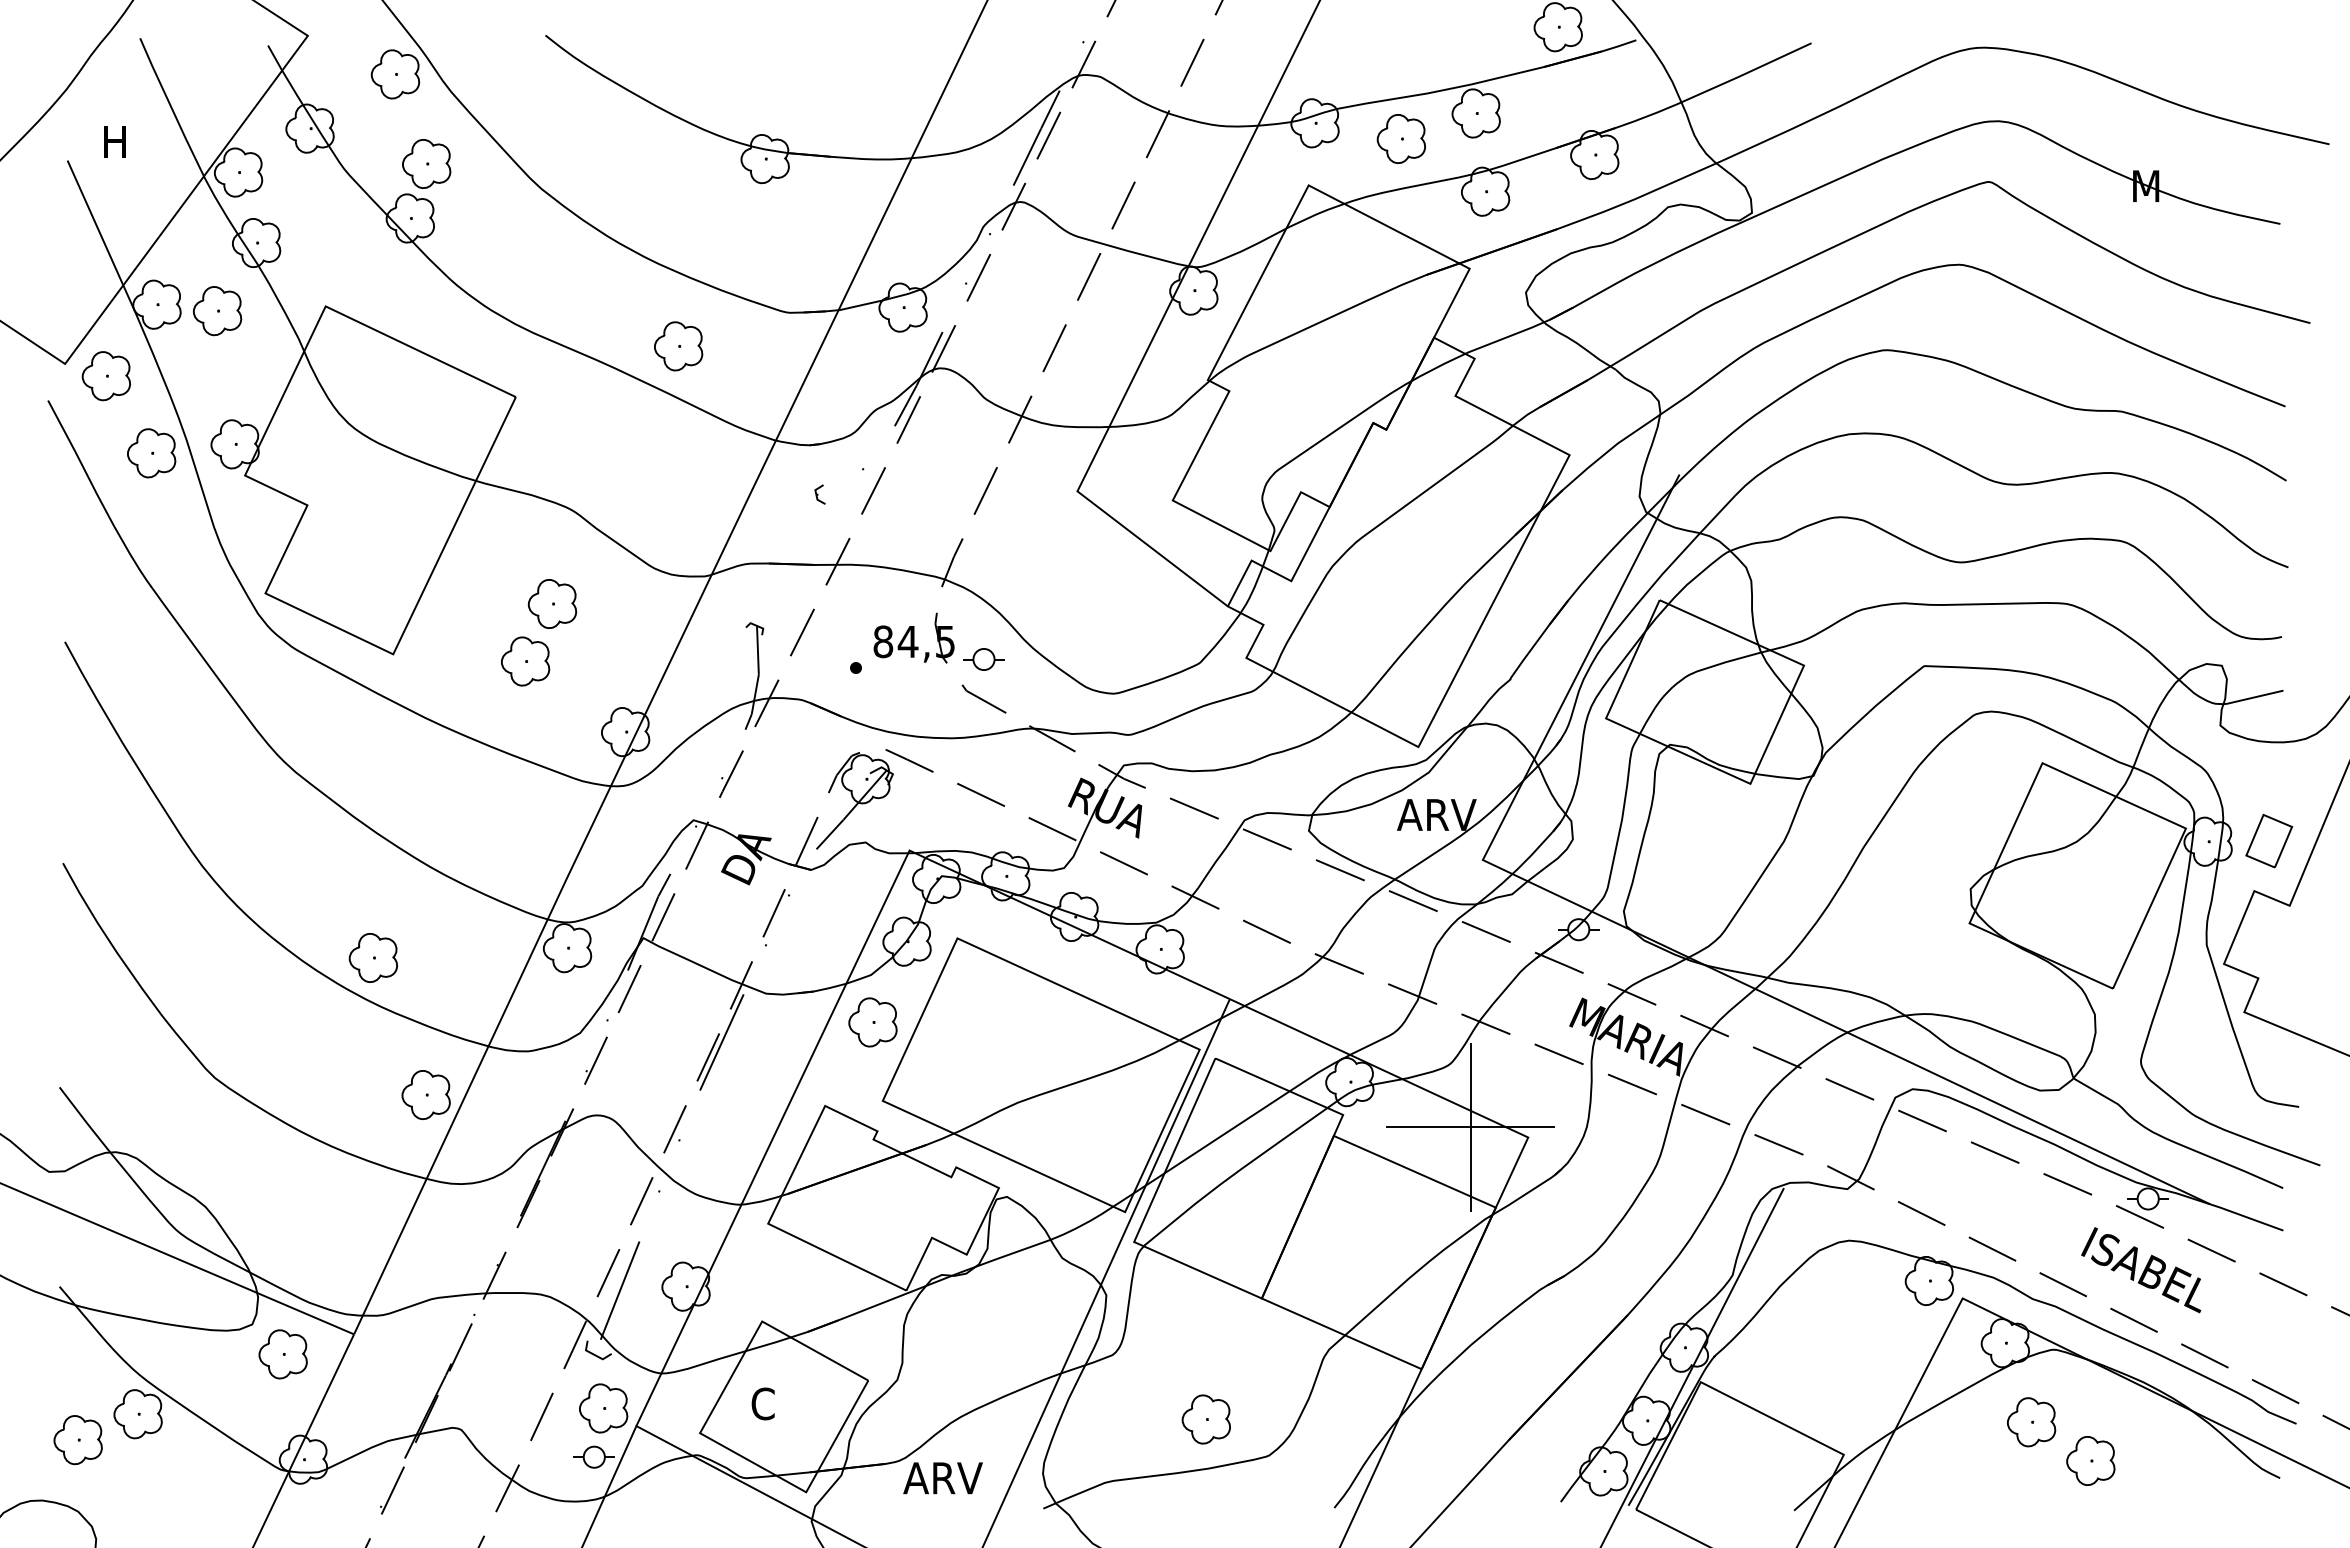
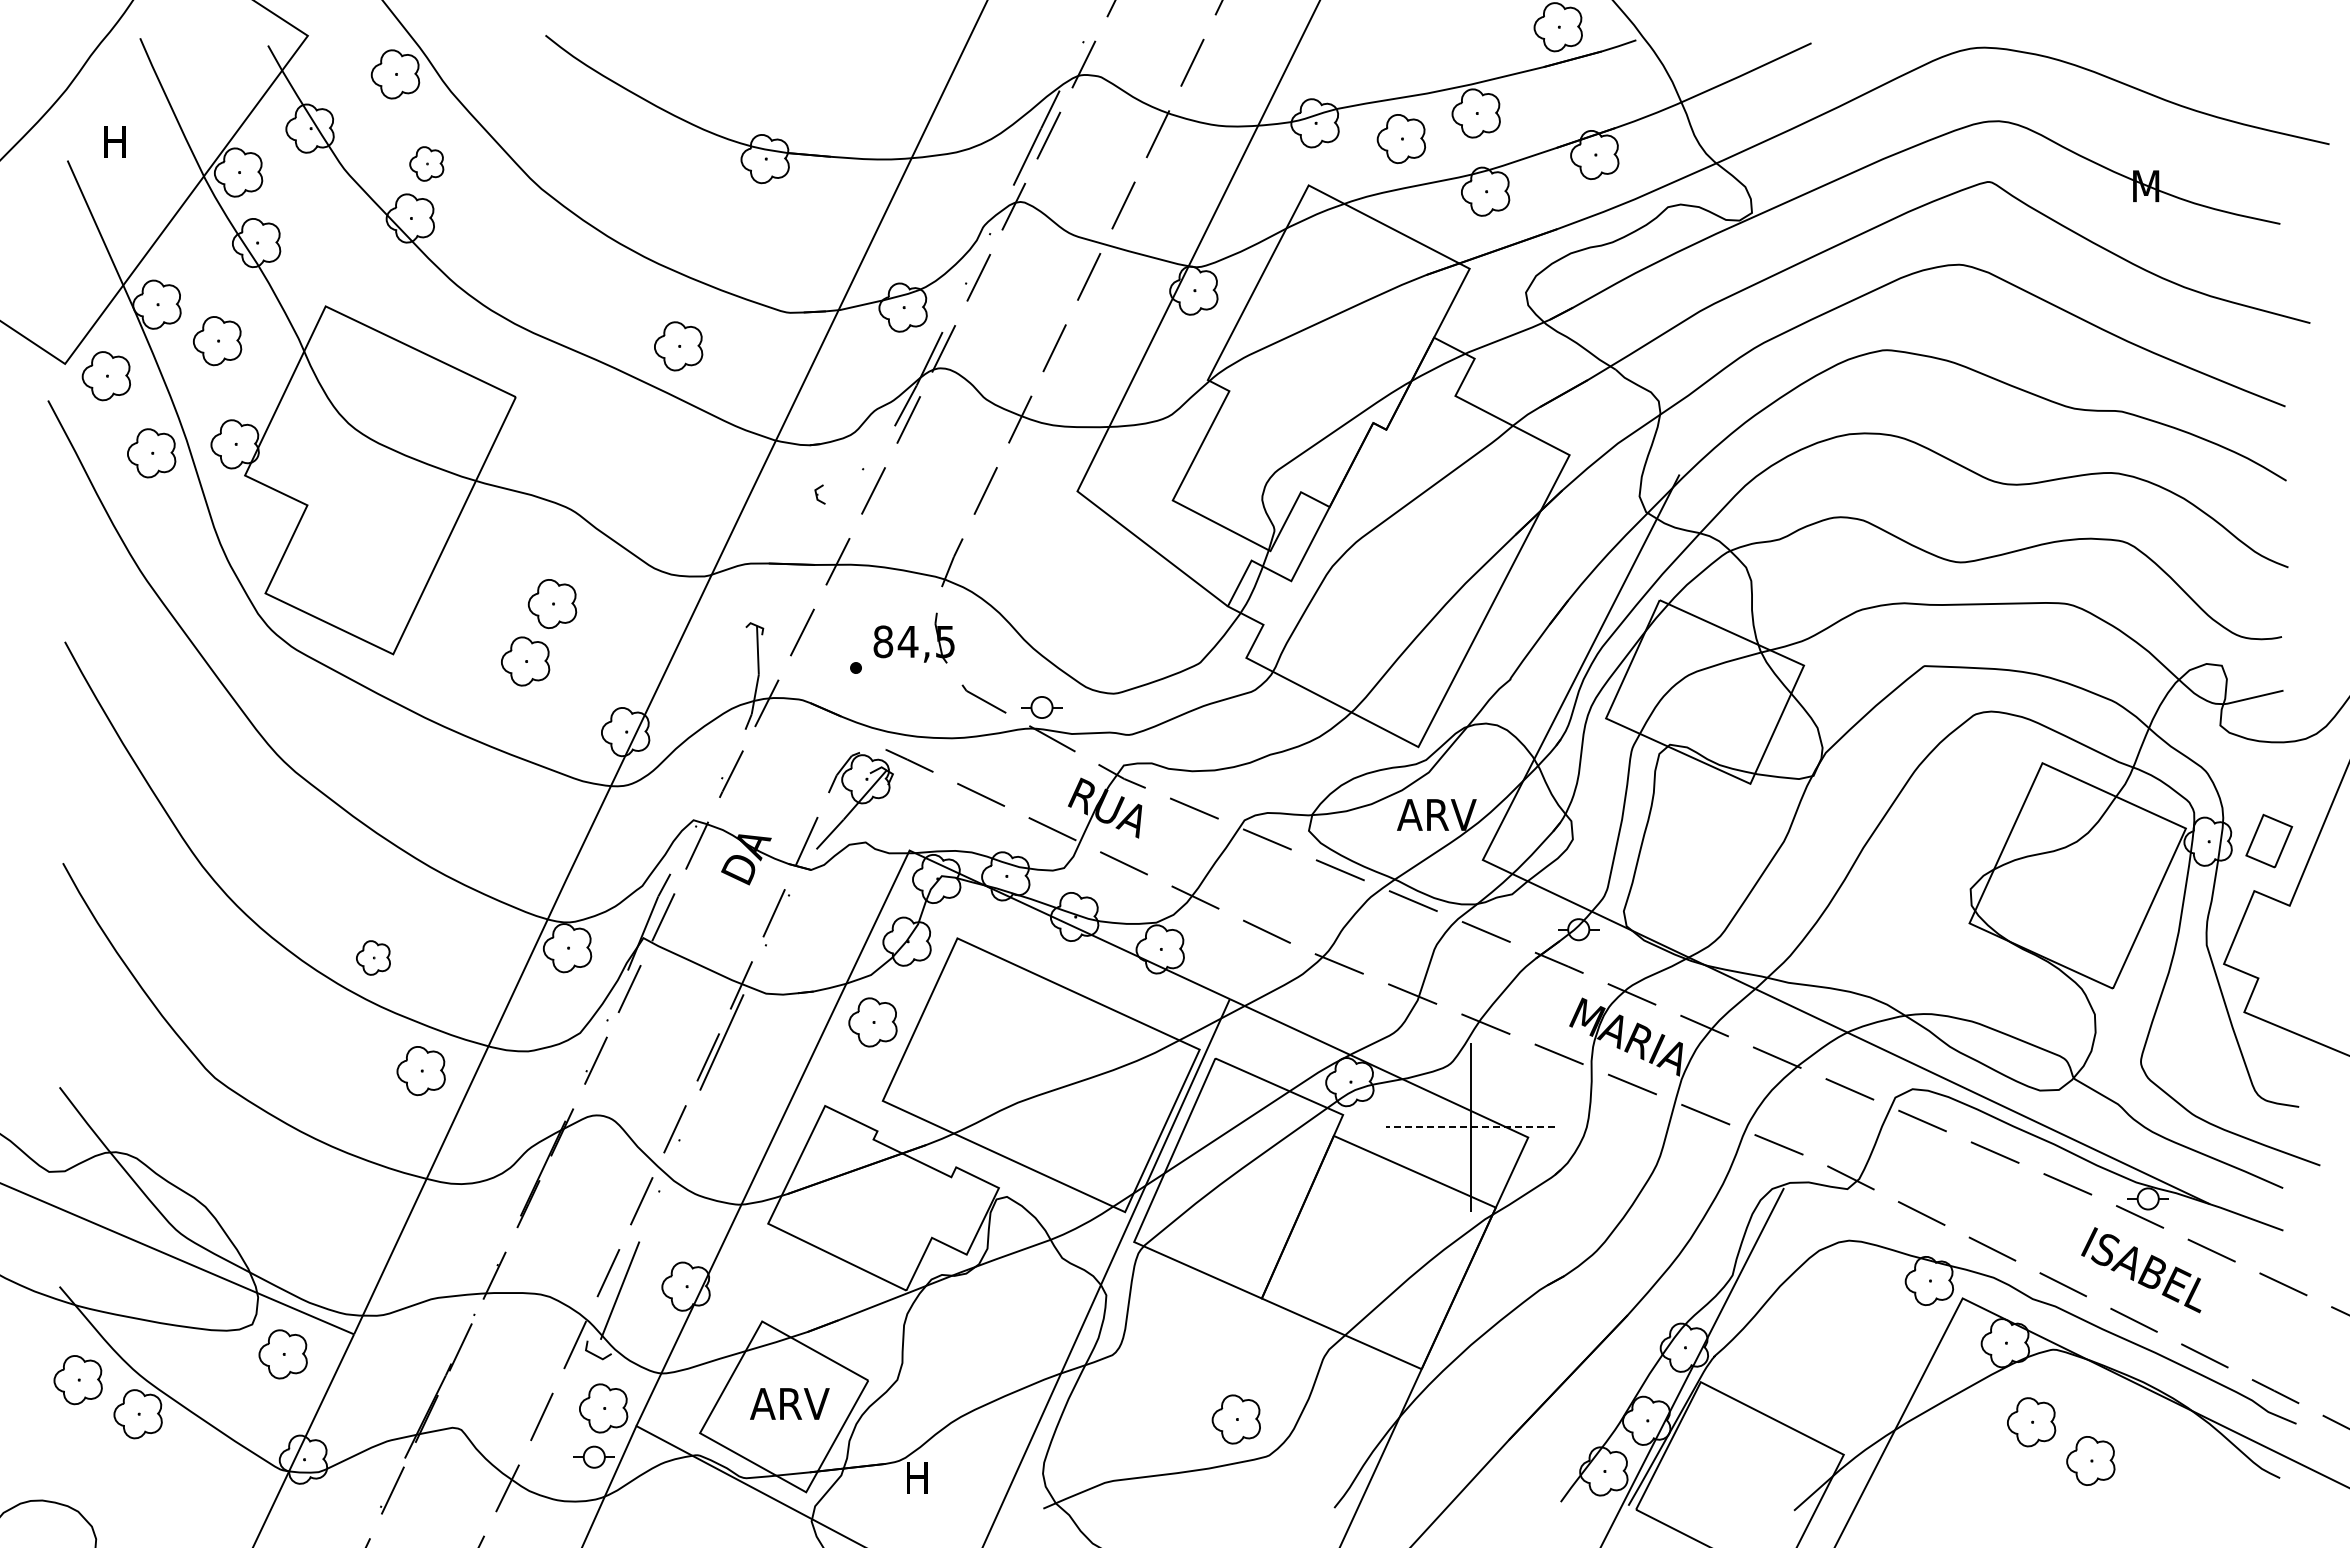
part size: 50x50 px -> 36x36 px (426, 163)
part position: (217, 311) -> (217, 341) (217, 341)
part position: (983, 659) -> (1041, 707) (1041, 707)
part size: 51x50 px -> 35x36 px (373, 957)
part position: (425, 1095) -> (420, 1071) (420, 1071)
line: solid -> dashed (1470, 1127)
text: C -> ARV (789, 1403)
part position: (1205, 1419) -> (1235, 1419) (1235, 1419)
part position: (77, 1440) -> (77, 1380) (77, 1380)
text: ARV -> H (942, 1478)
